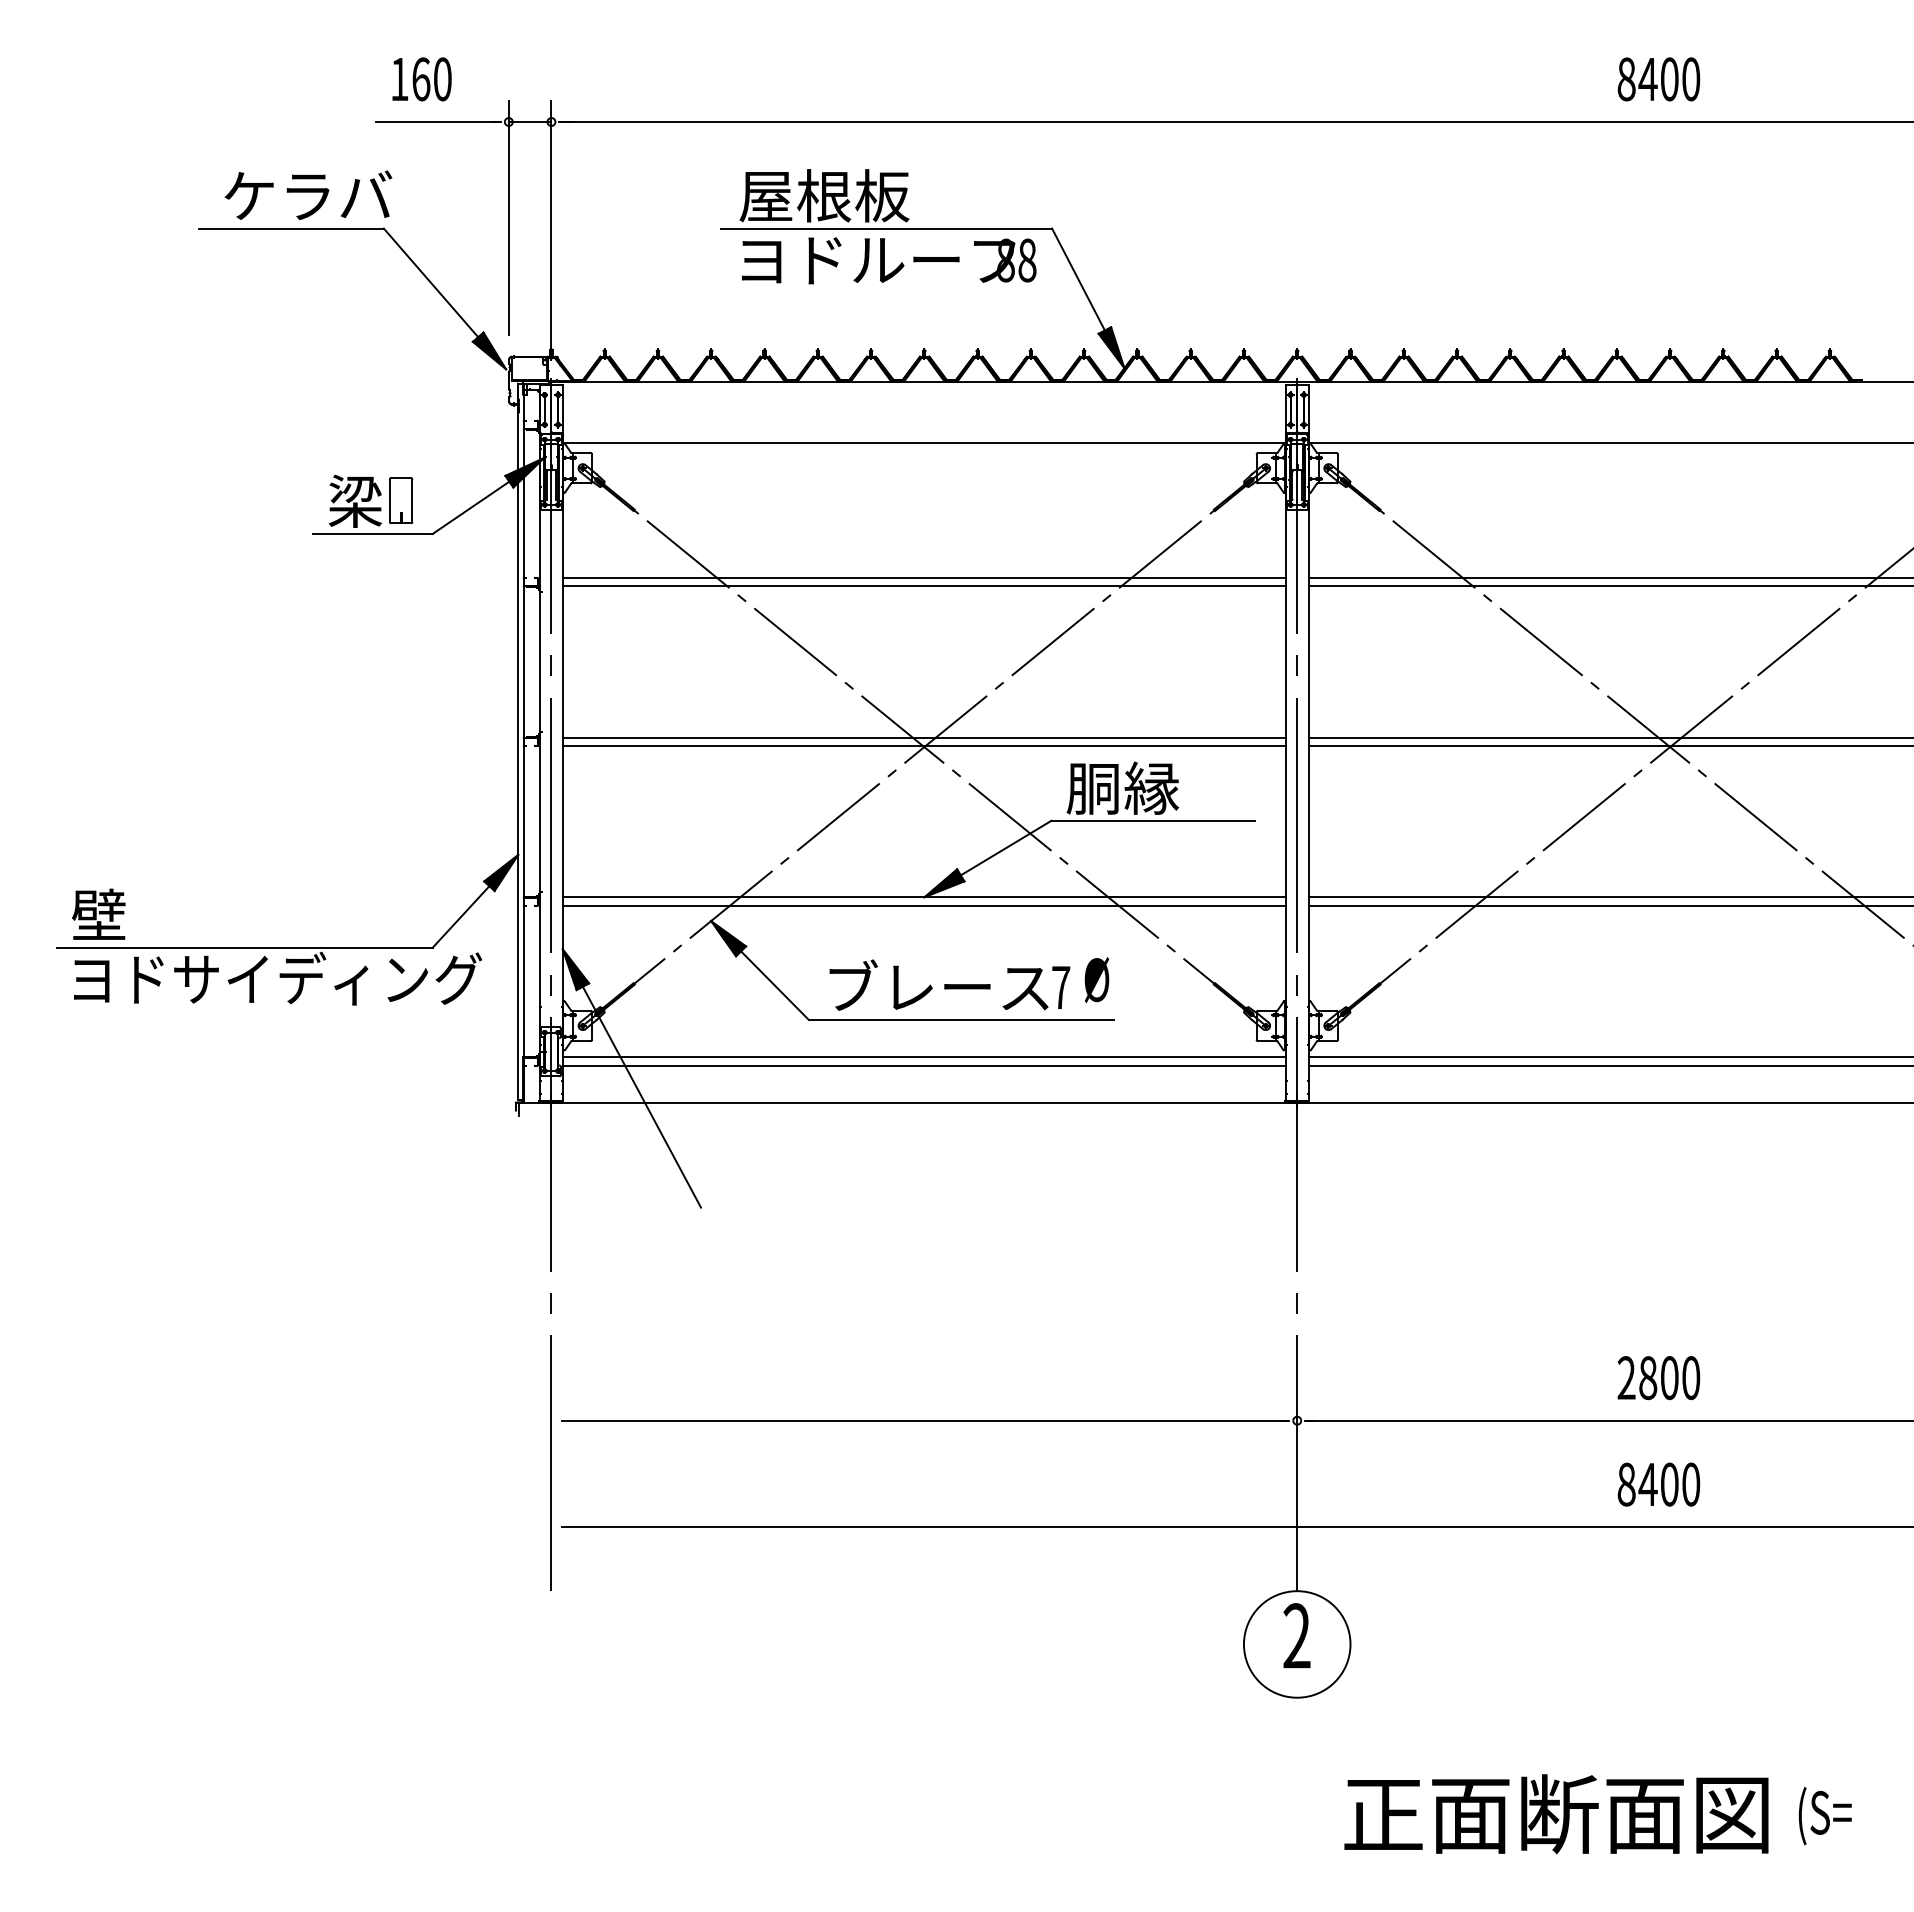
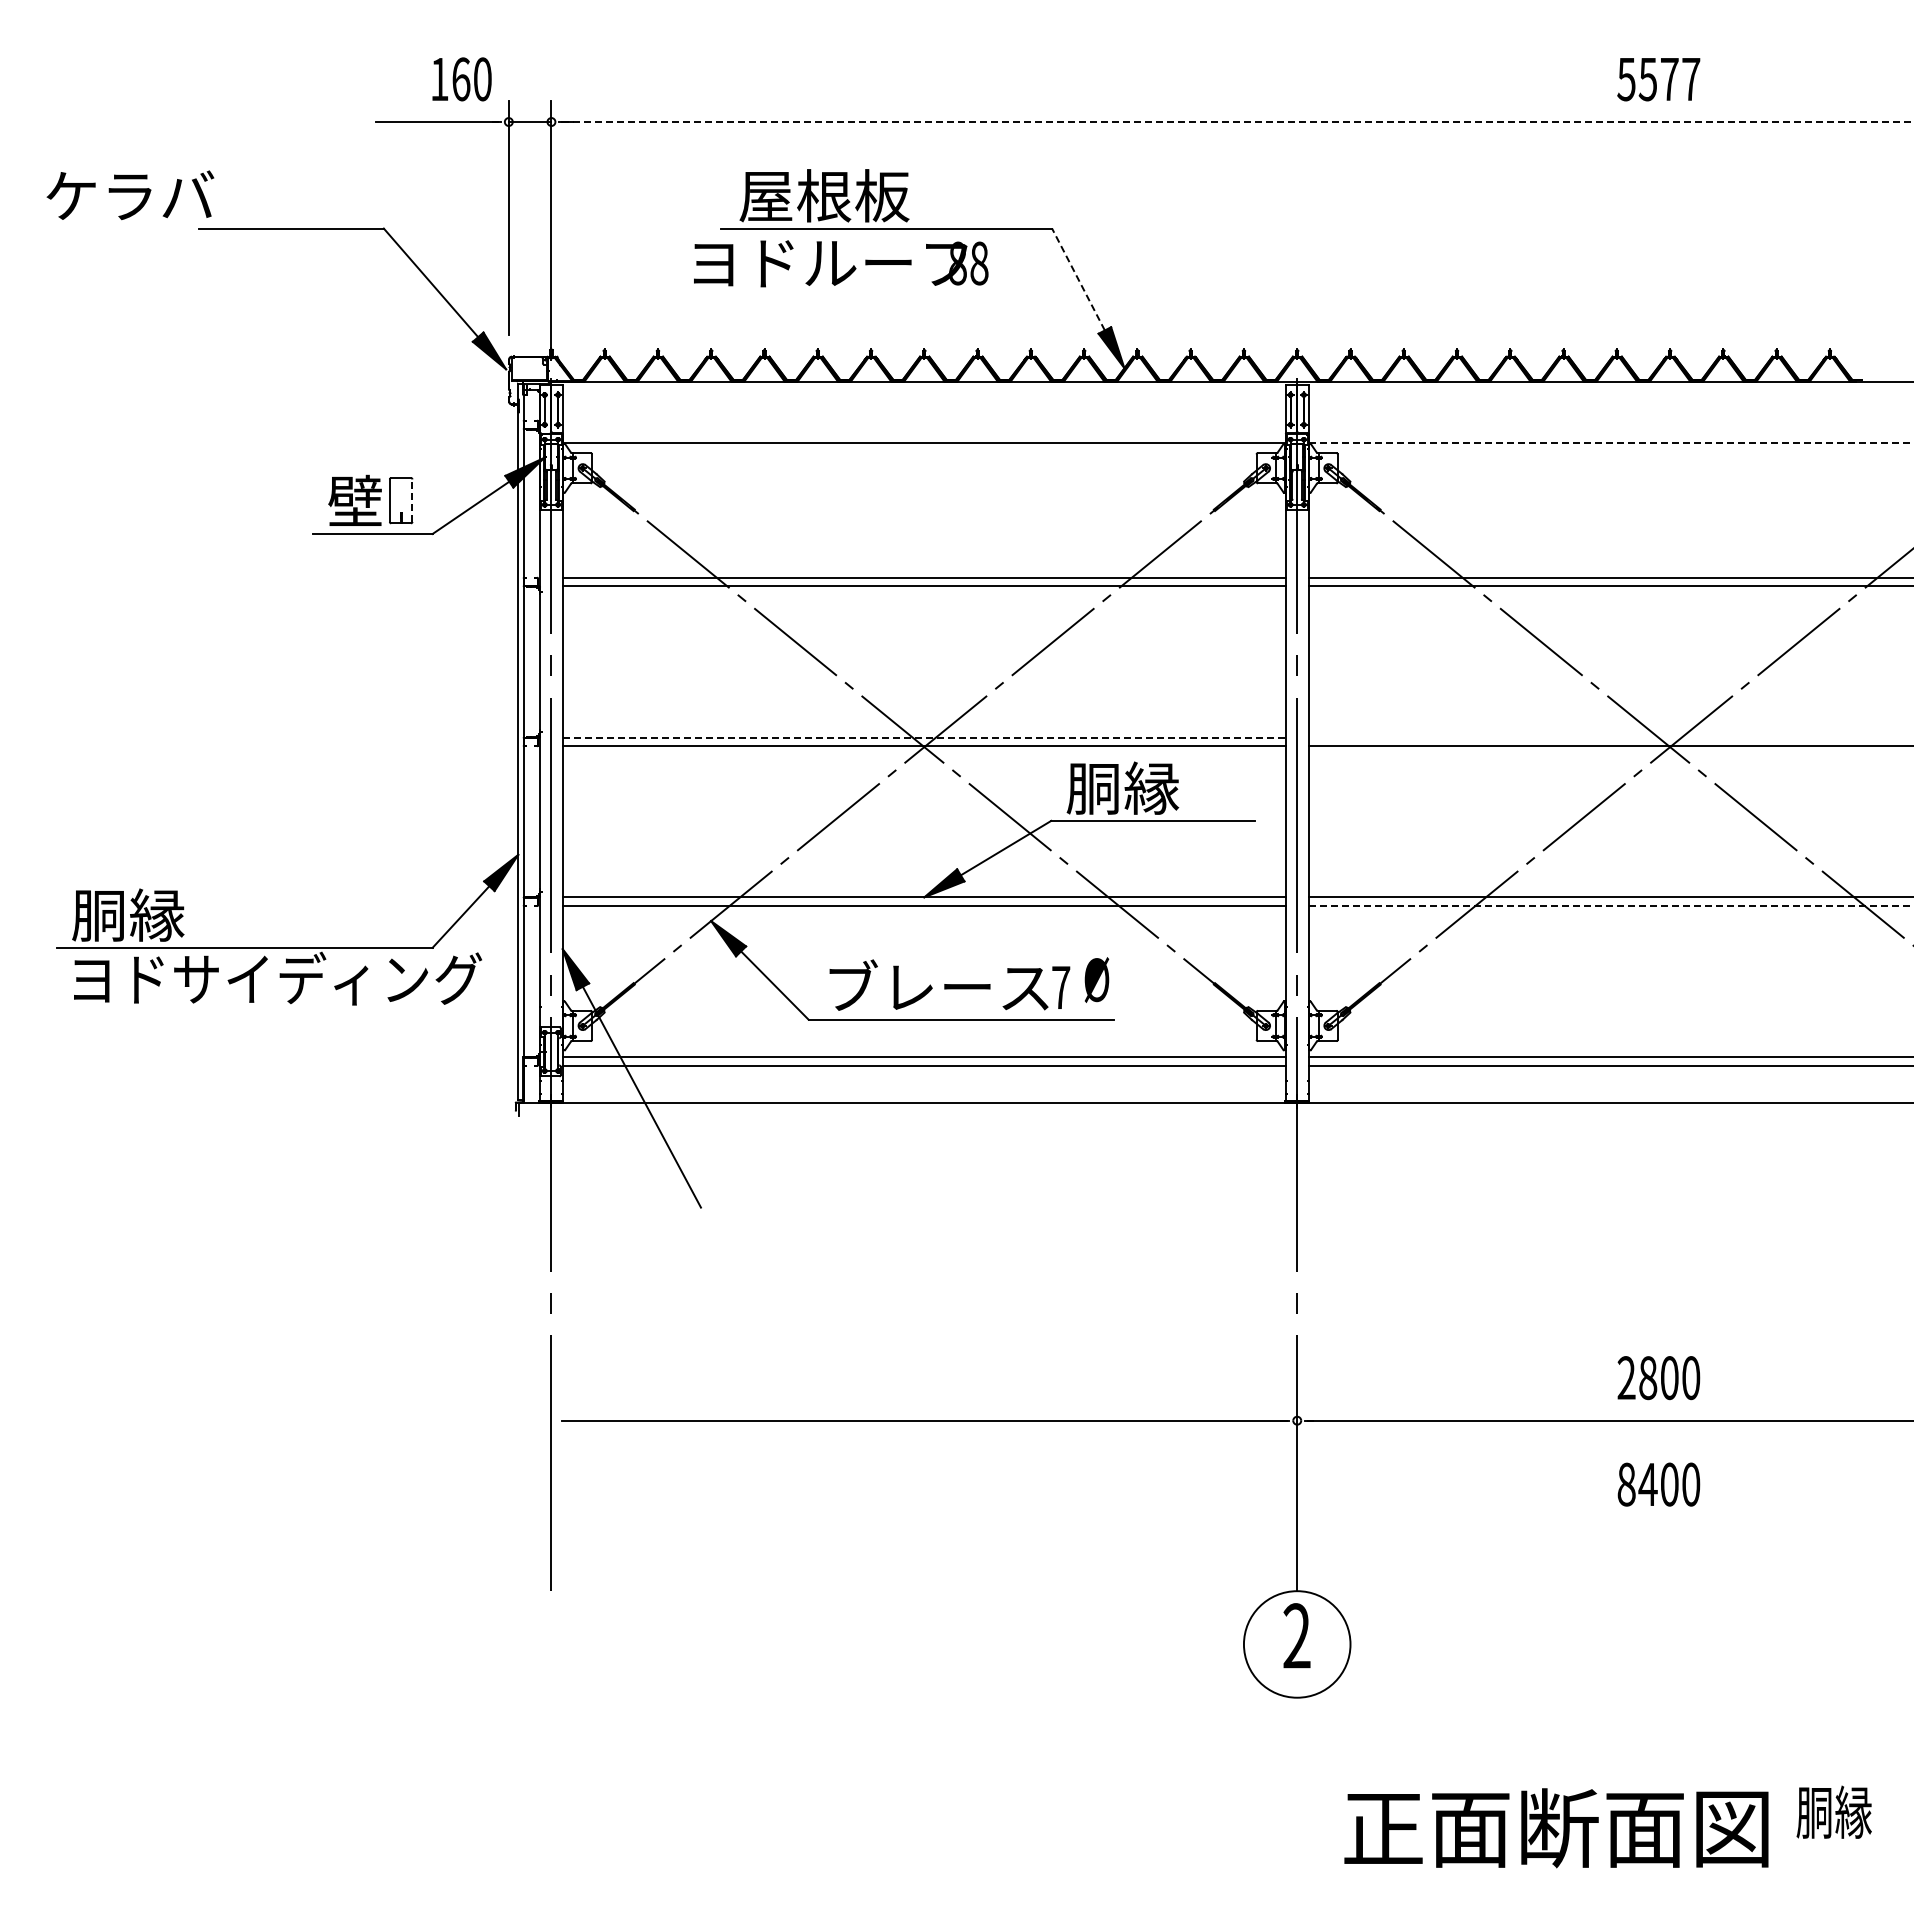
text position: (421, 79) -> (461, 79) (461, 79)
text: 8400 -> 5577 (1658, 79)
line: solid -> dashed (1237, 122)
text position: (308, 195) -> (130, 195) (130, 195)
text position: (889, 260) -> (841, 263) (841, 263)
line: solid -> dashed (1078, 279)
line: solid -> dashed (1611, 442)
text: 梁 -> 壁 (355, 500)
line: solid -> dashed (412, 500)
line: solid -> dashed (924, 737)
line: present -> none (1609, 737)
line: solid -> dashed (1611, 906)
text: 壁 -> 胴縁 (128, 914)
line: present -> none (1236, 1527)
text position: (1556, 1814) -> (1556, 1828) (1556, 1828)
text: (S= -> 胴縁 (1833, 1815)
